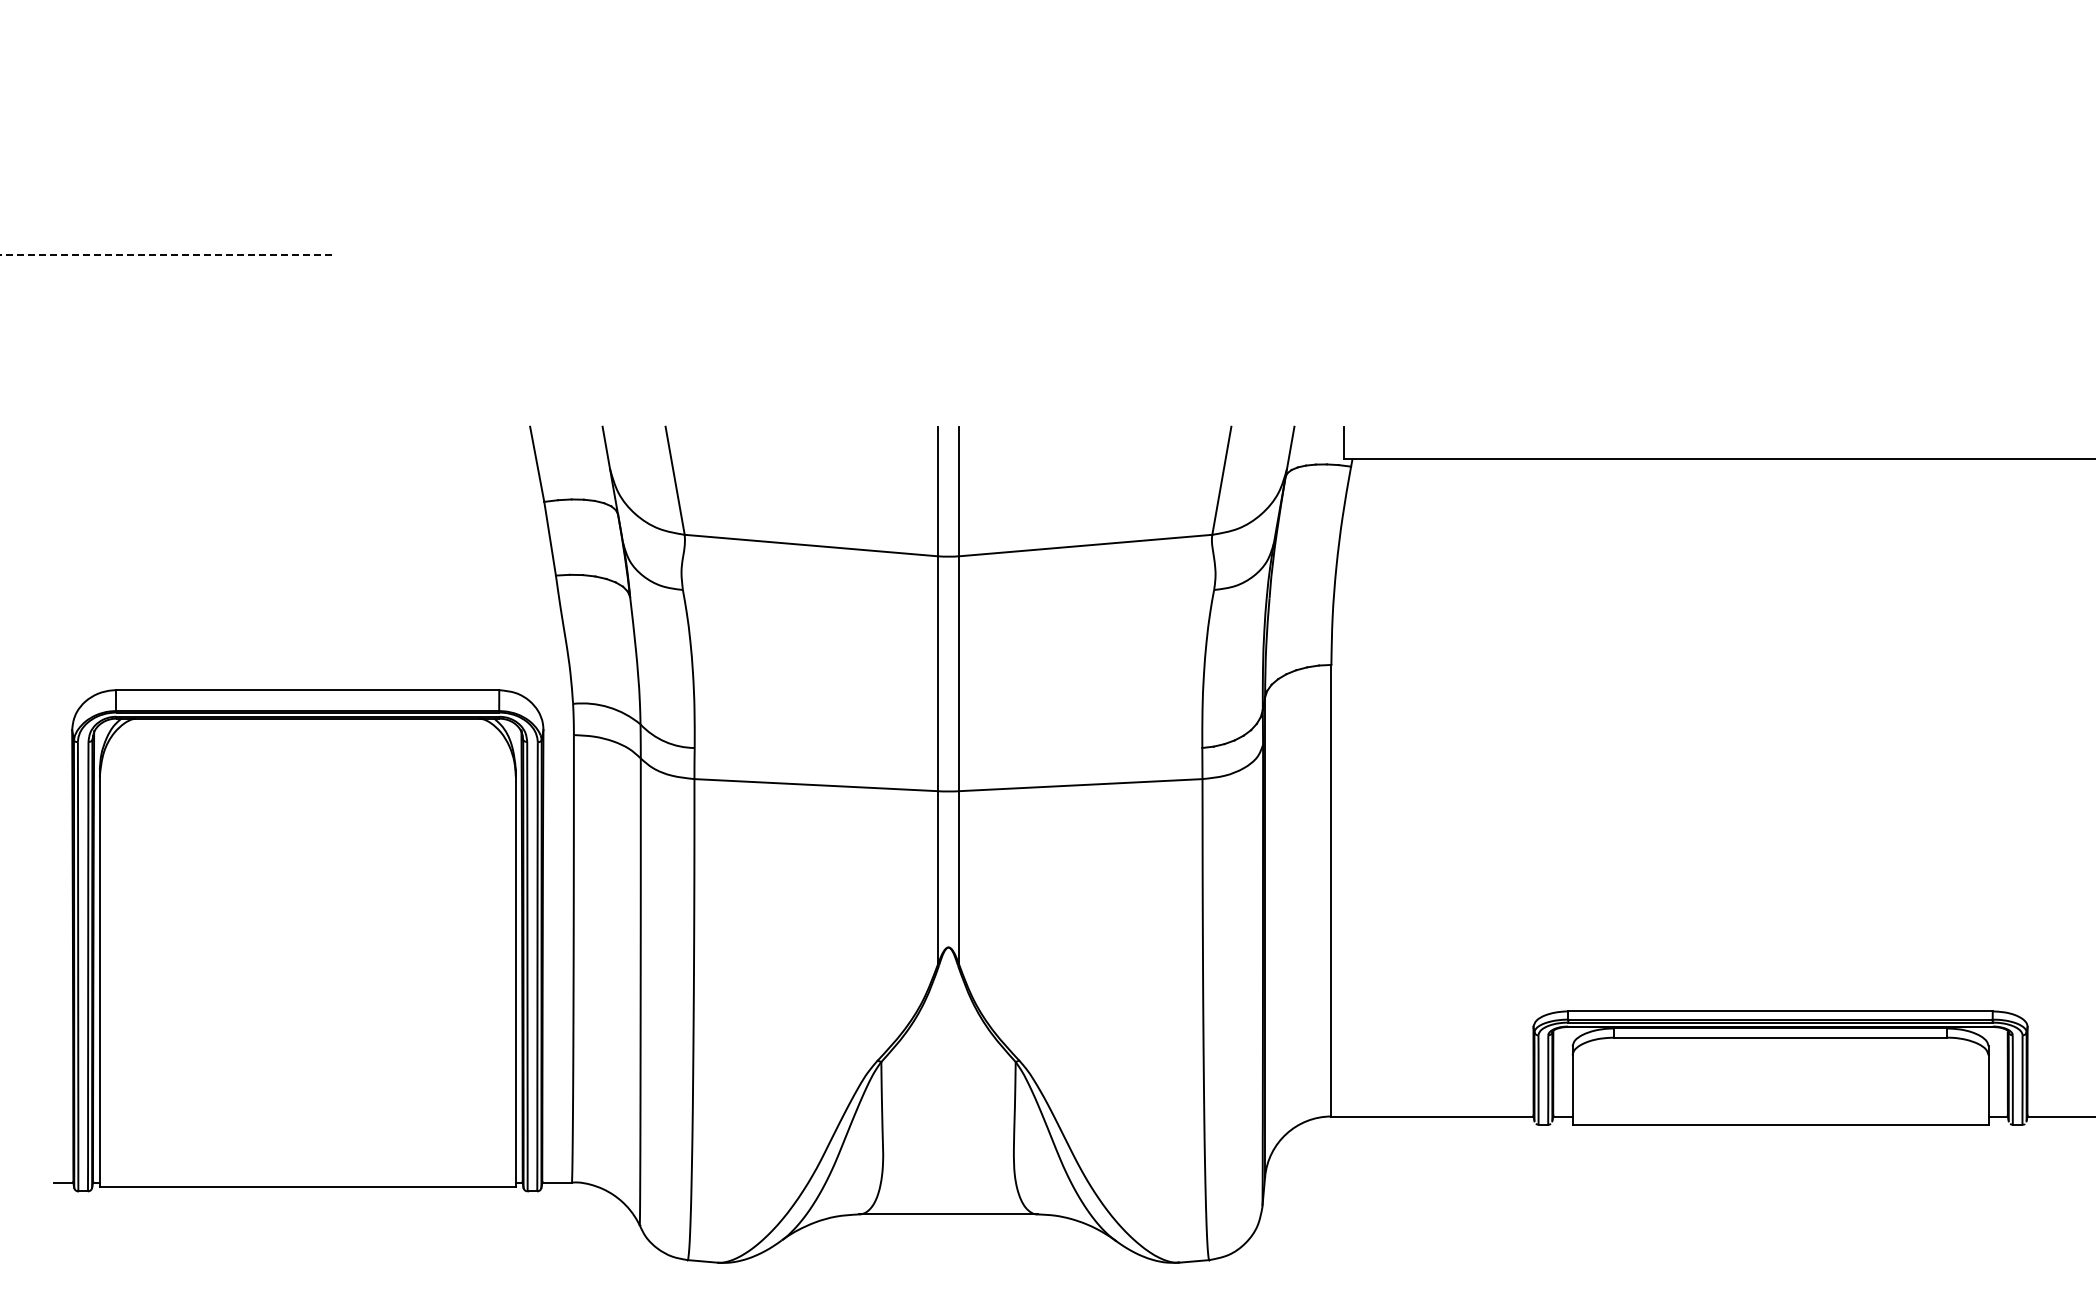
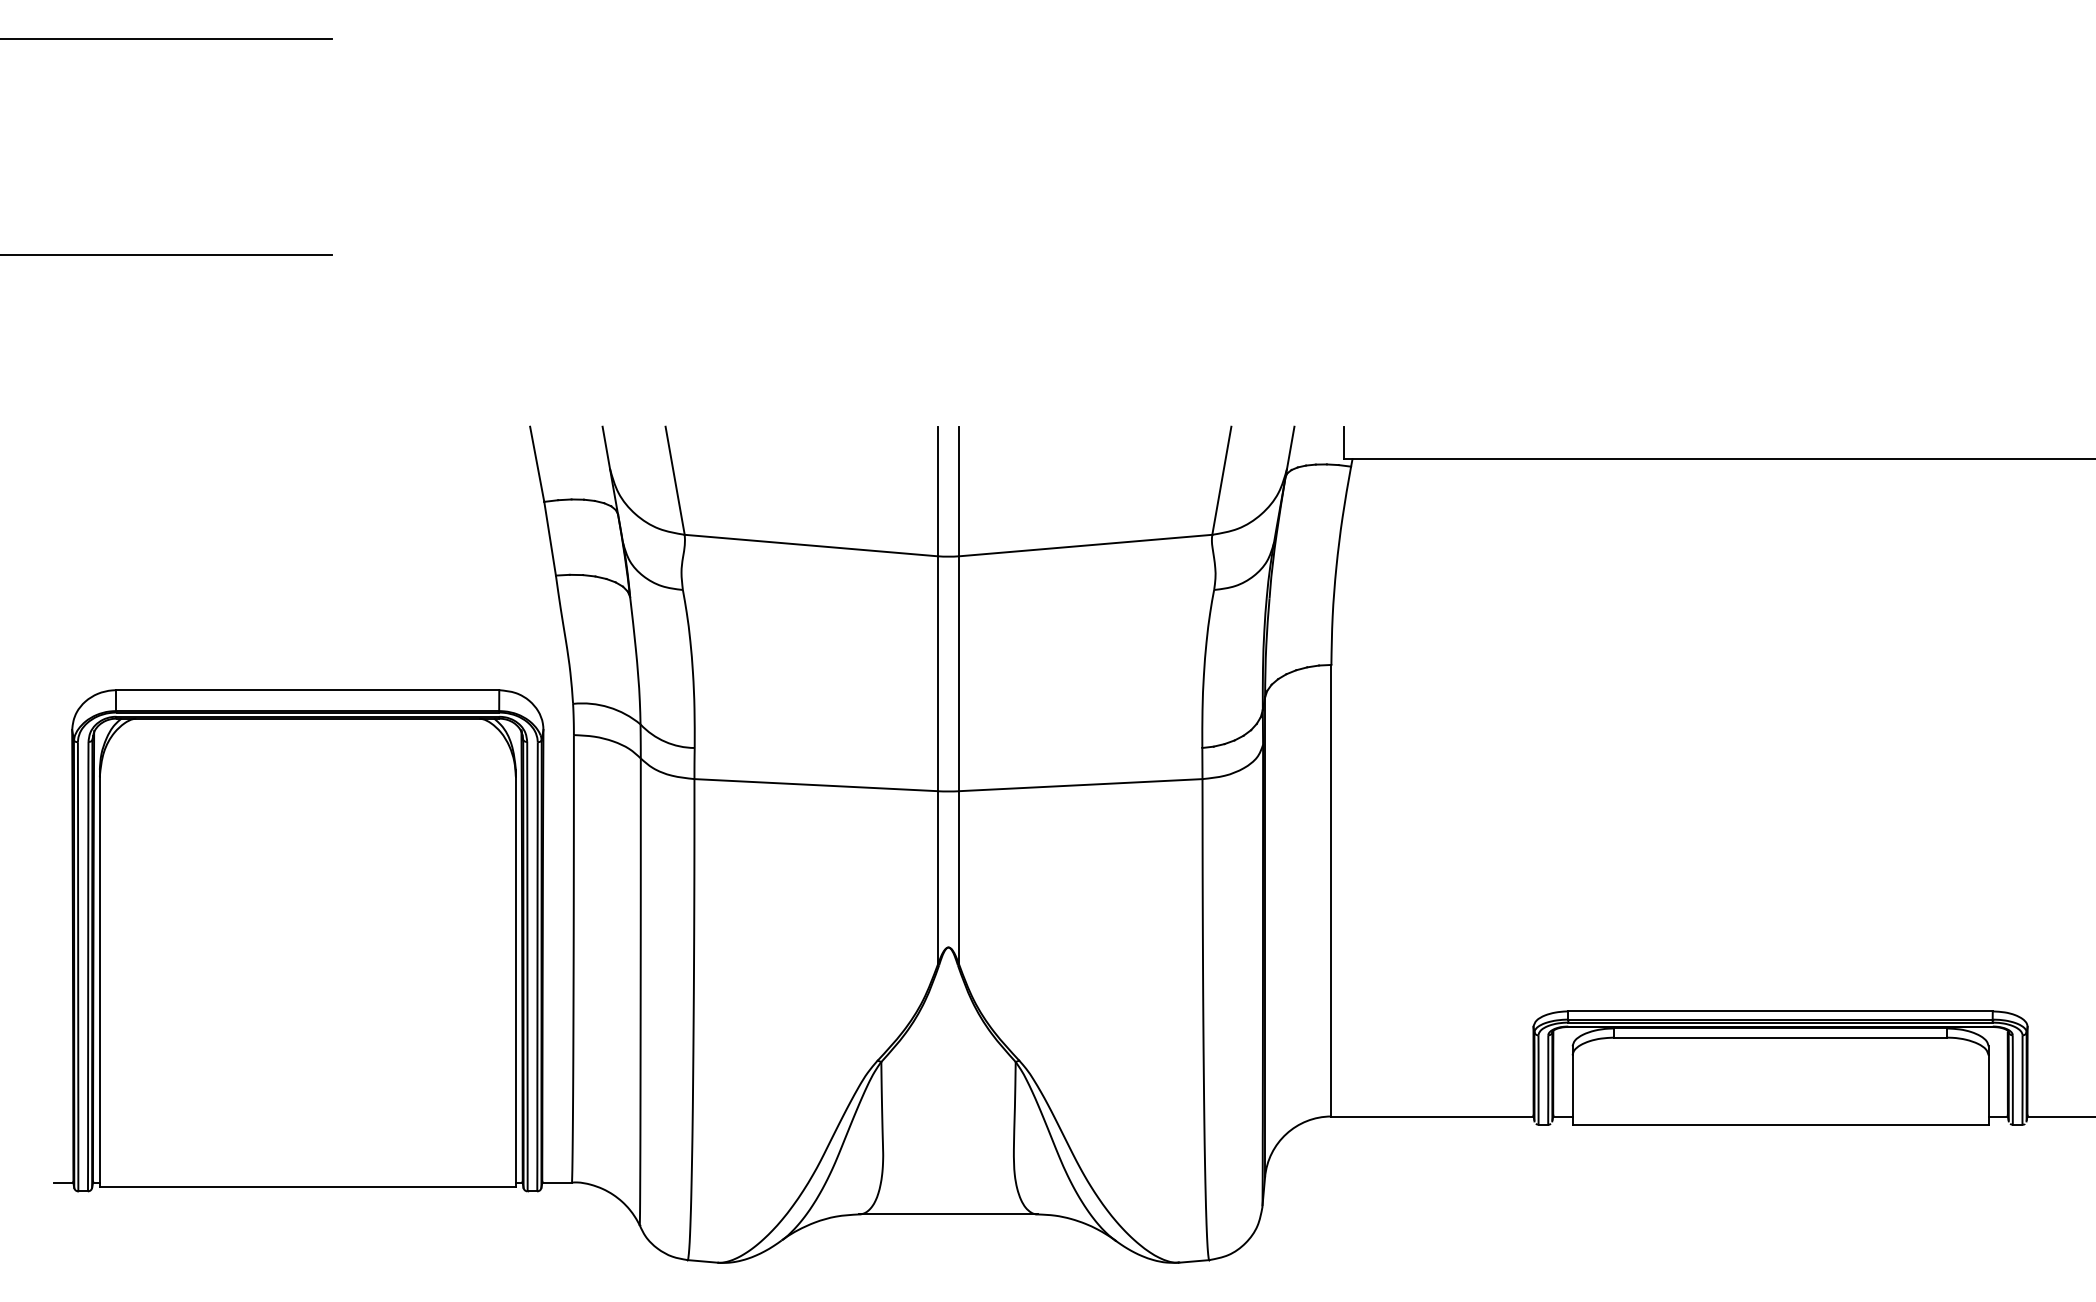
line: none -> present (167, 39)
line: dashed -> solid (166, 255)
